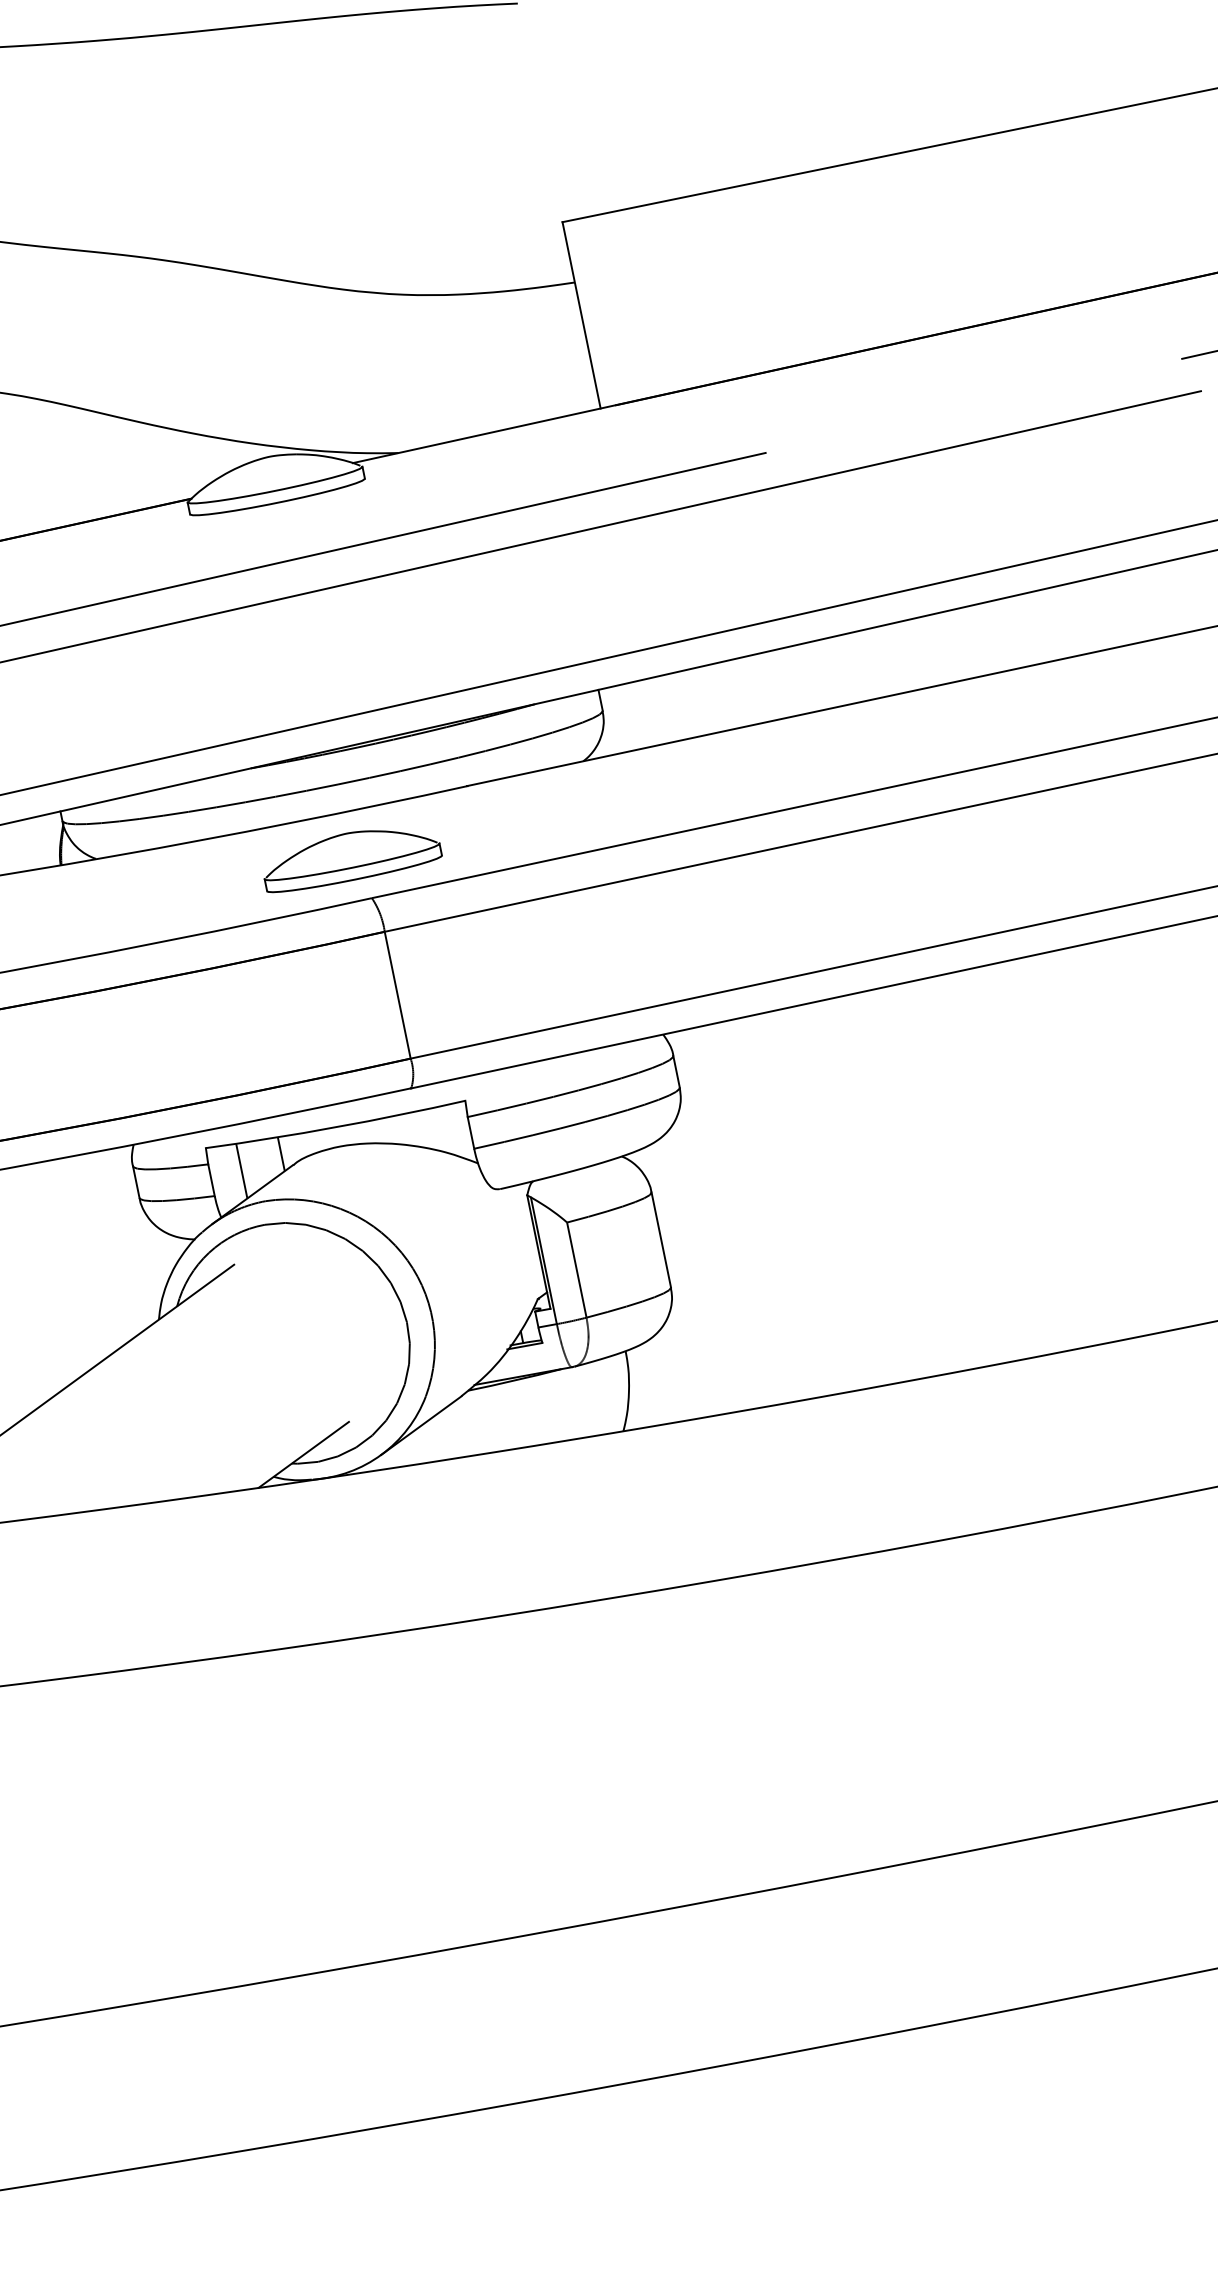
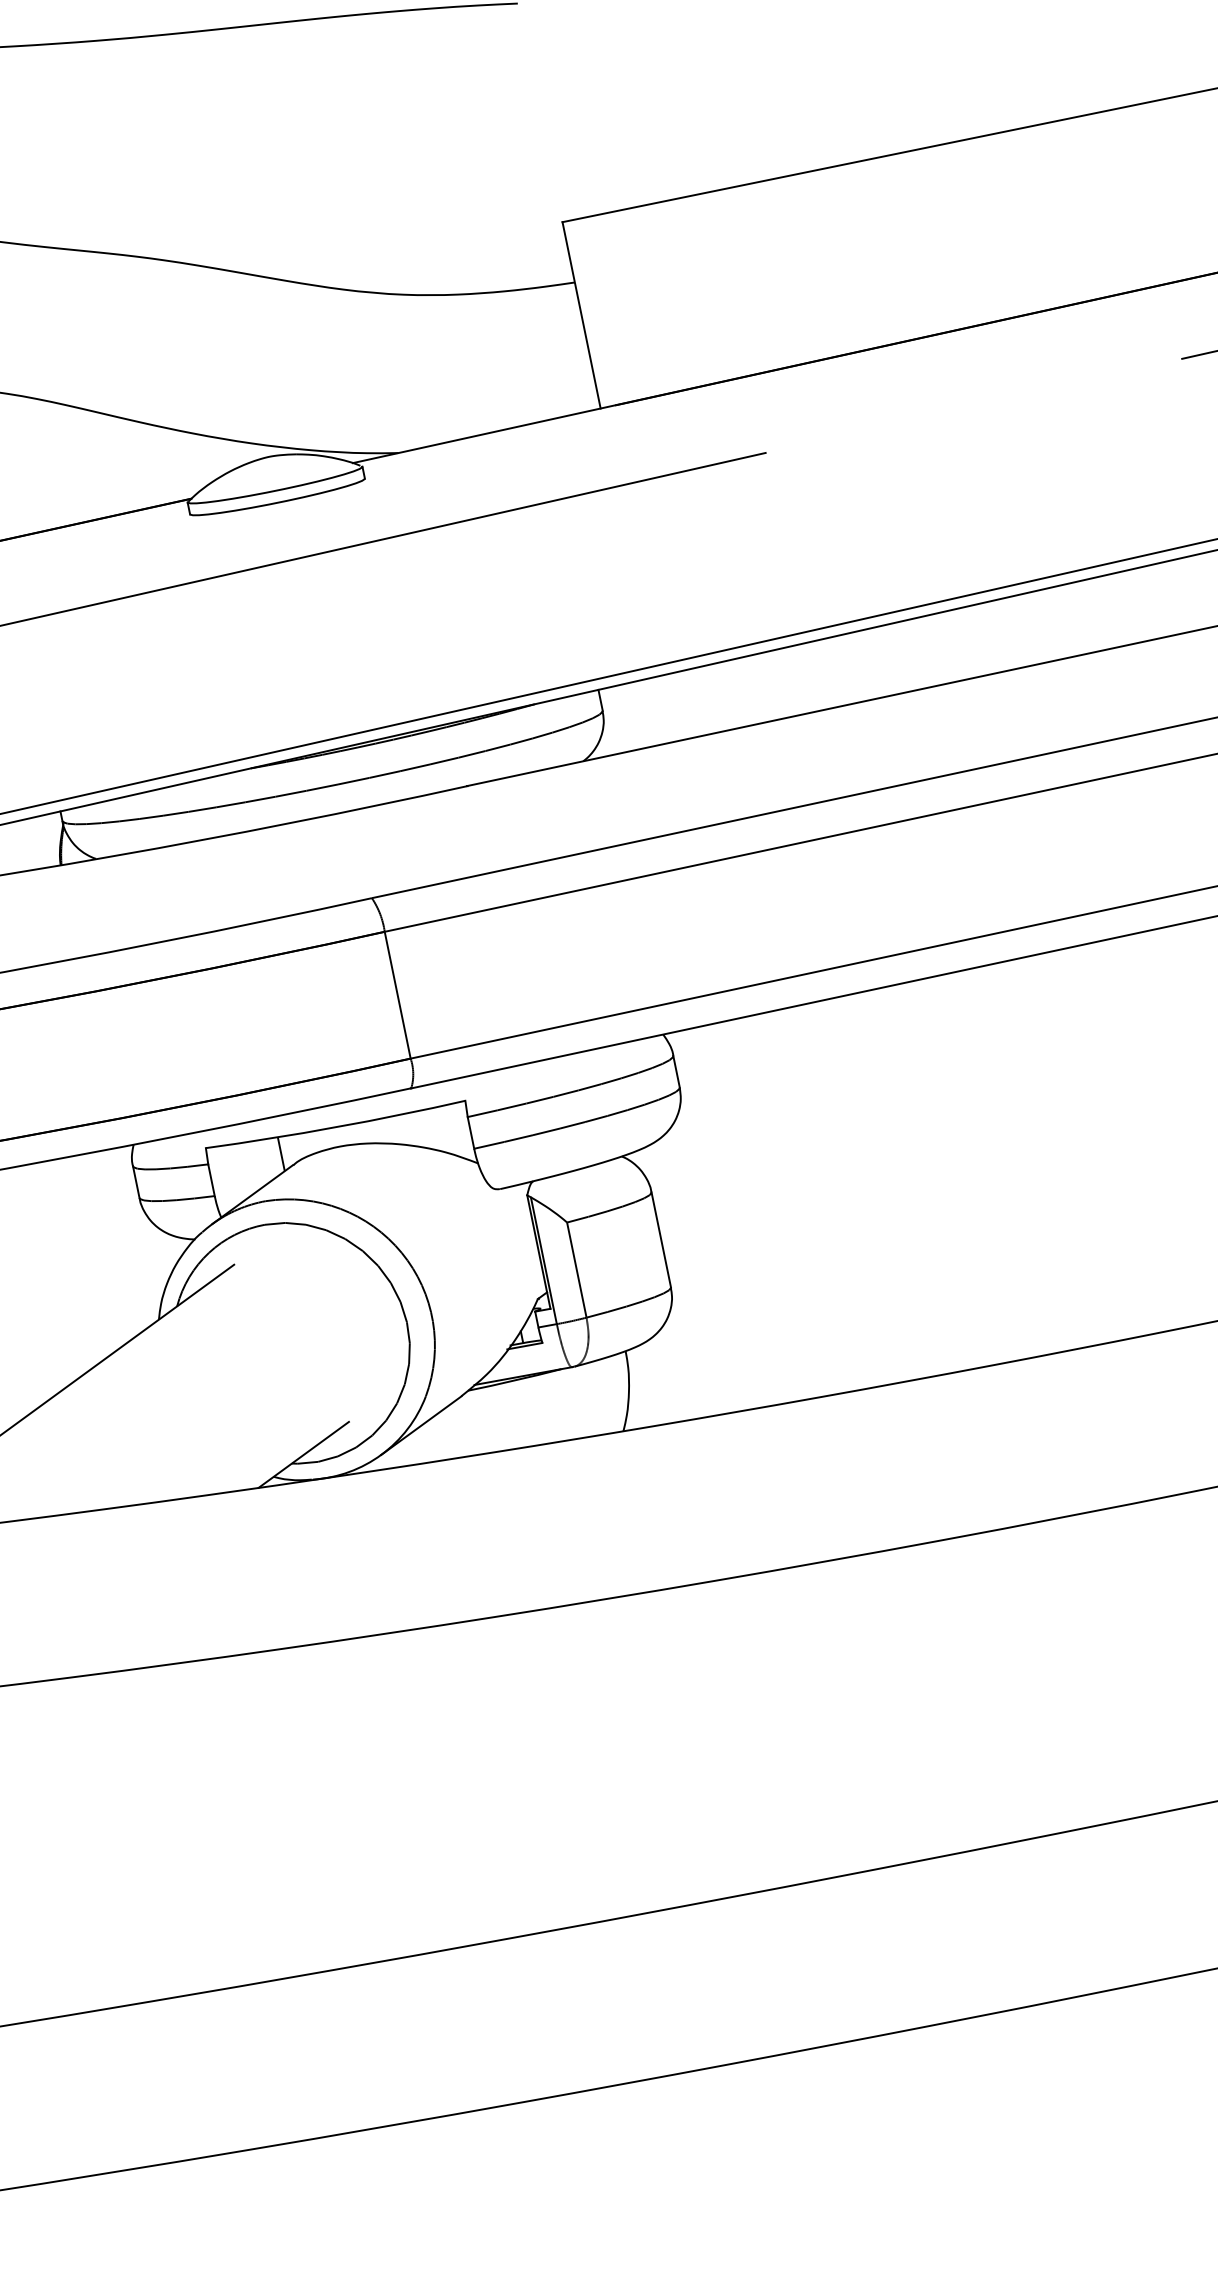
line: present -> none (601, 526)
line position: (608, 657) -> (608, 676) (608, 676)
part: present -> none (352, 861)
line: present -> none (241, 1170)
